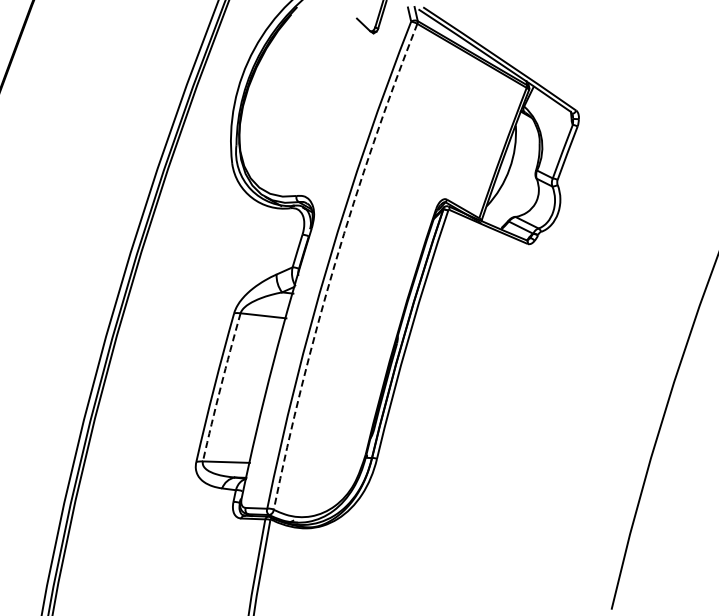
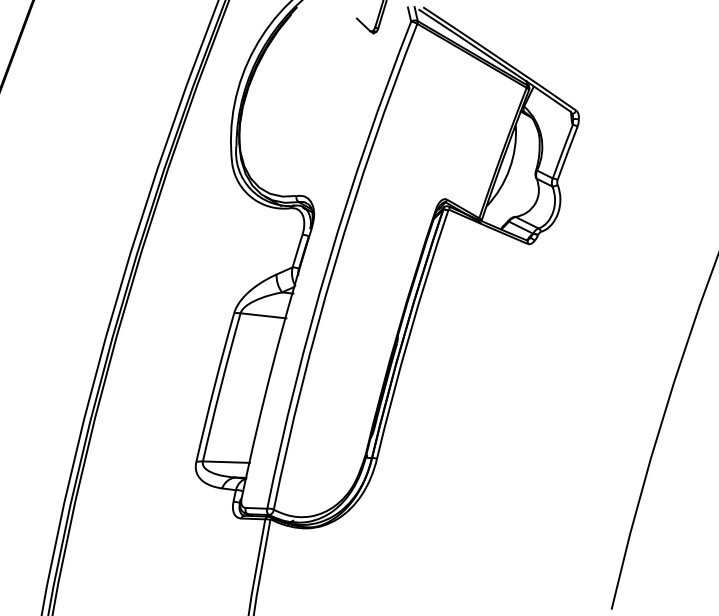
arc: dashed -> solid (335, 263)
arc: dashed -> solid (220, 387)
